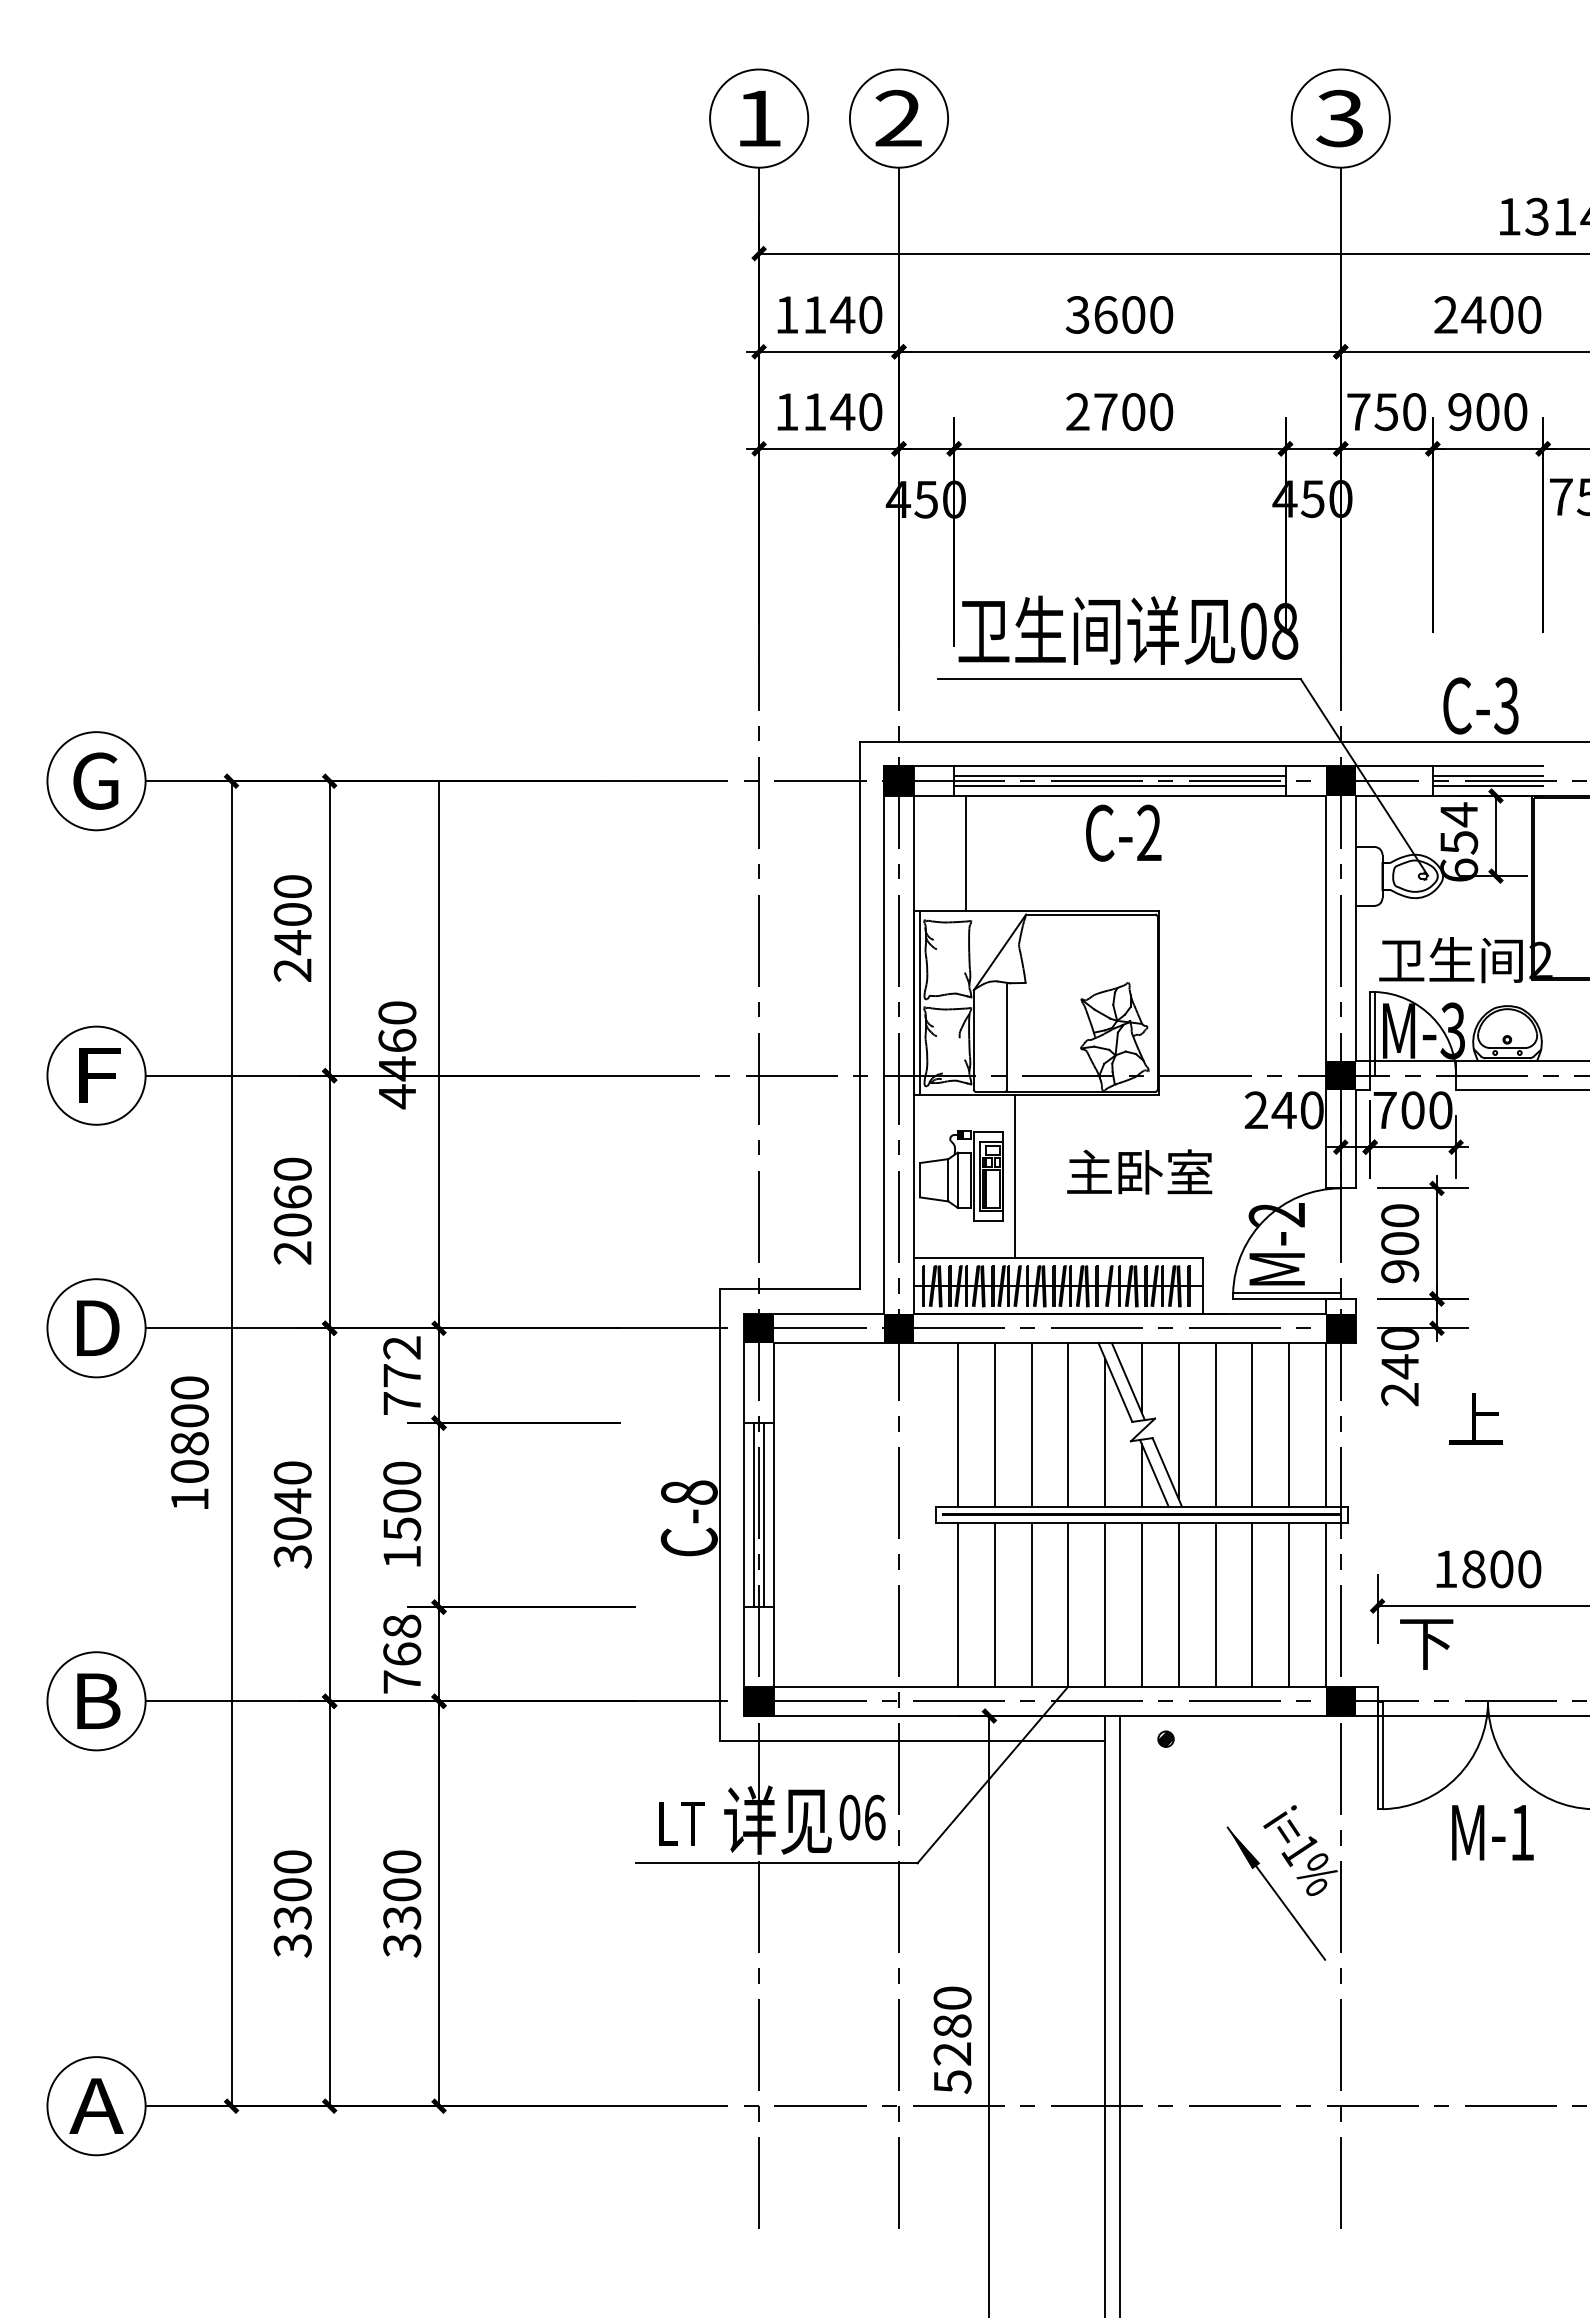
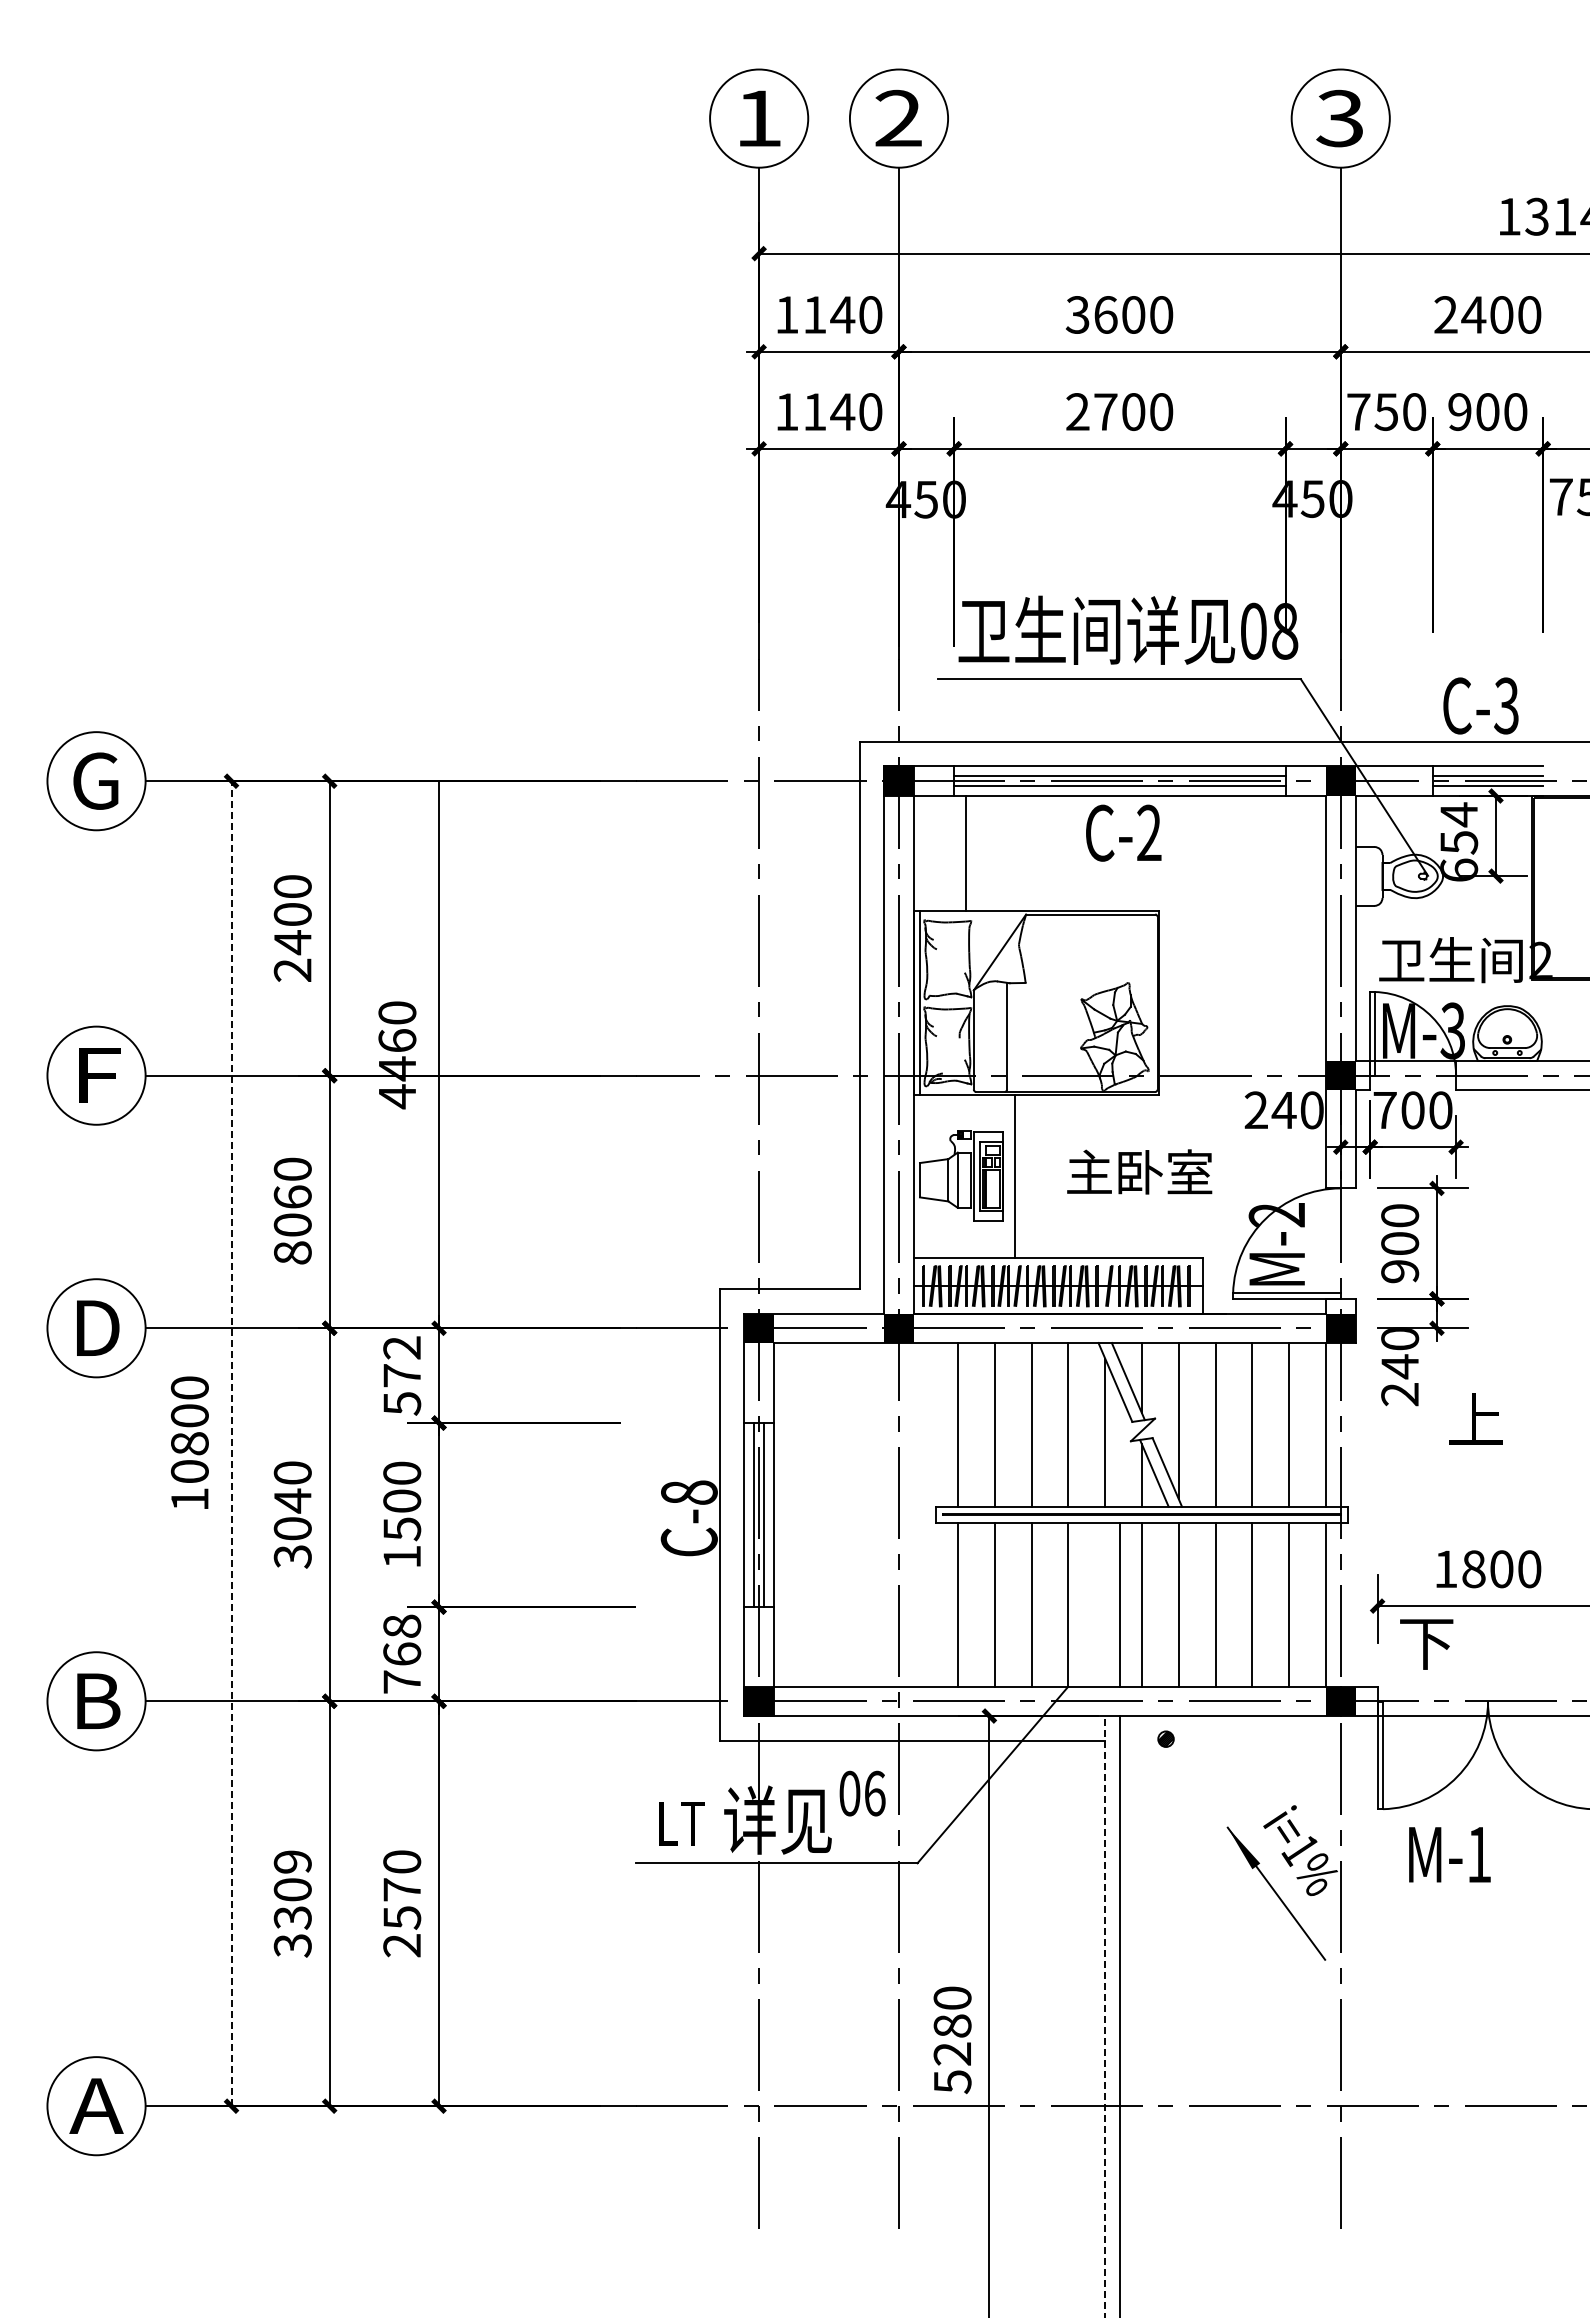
text: 2060 -> 8060 (292, 1252)
text: 772 -> 572 (402, 1403)
line: solid -> dashed (231, 1443)
line position: (1105, 1604) -> (1120, 1604) (1120, 1604)
text position: (862, 1817) -> (862, 1793) (862, 1793)
text position: (1492, 1832) -> (1449, 1854) (1449, 1854)
text: 3300 -> 3309 (292, 1861)
text: 3300 -> 2570 (402, 1917)
line: solid -> dashed (1105, 2016)
